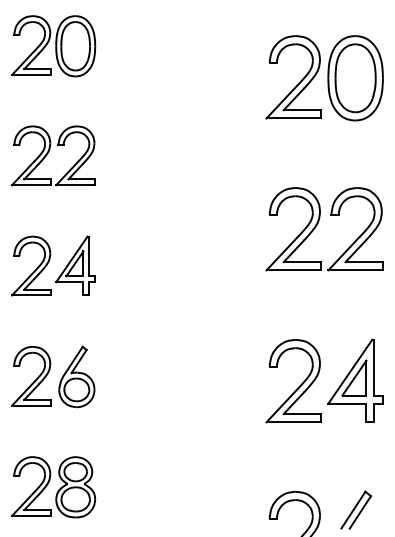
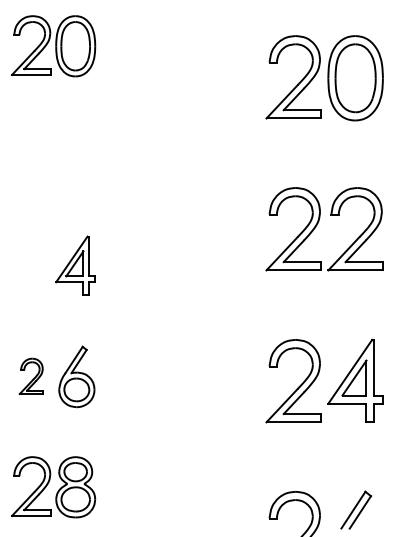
part: present -> none (53, 155)
part: present -> none (31, 265)
part size: 41x61 px -> 26x39 px (30, 376)
